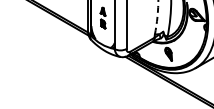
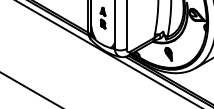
arc: dashed -> solid (157, 16)
line: none -> present (107, 53)
line: none -> present (30, 89)
